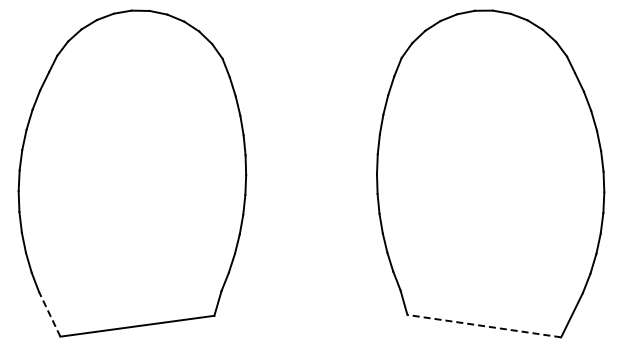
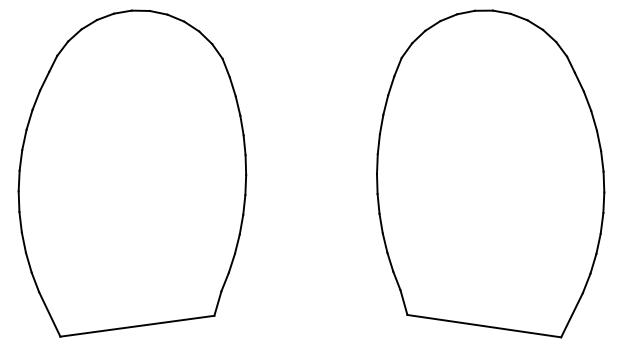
line: dashed -> solid (49, 314)
line: dashed -> solid (484, 326)
